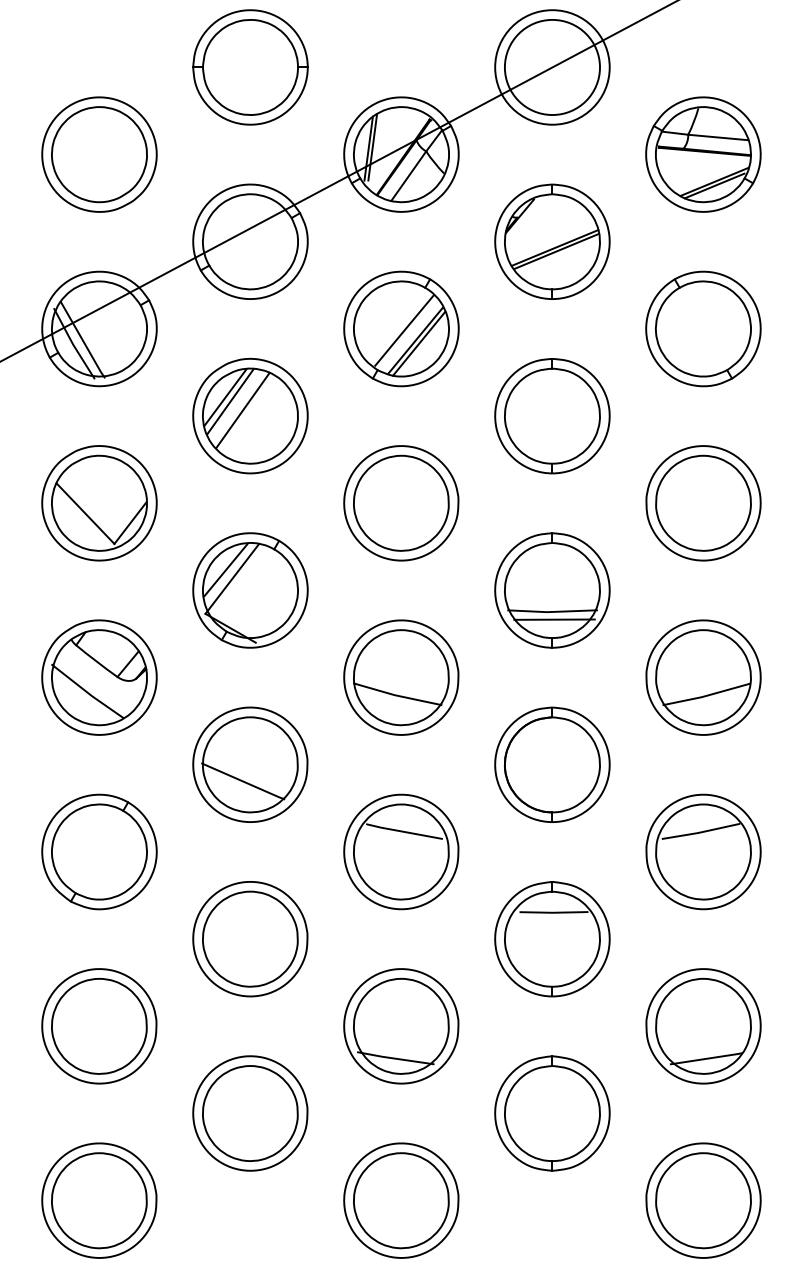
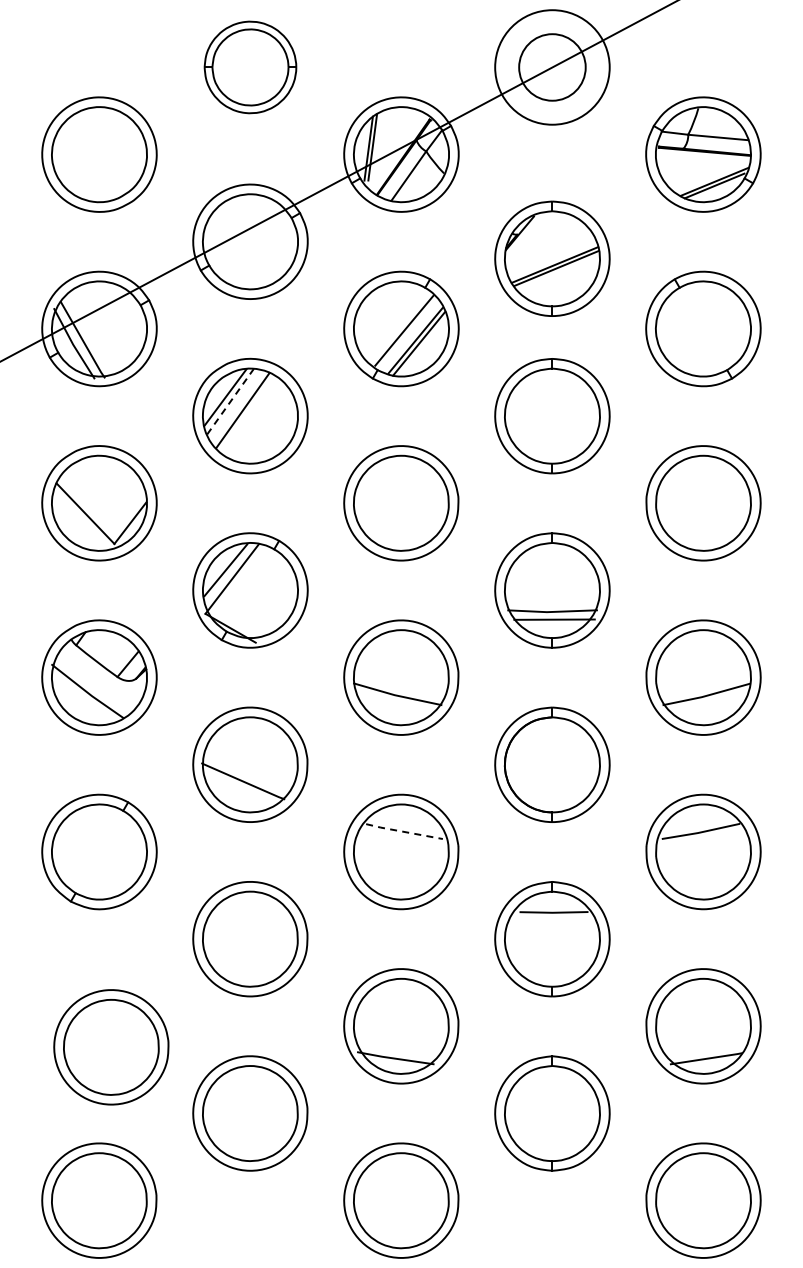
part size: 117x117 px -> 95x95 px (250, 67)
circle diameter: 95 px -> 67 px (552, 67)
part position: (552, 241) -> (552, 258) (552, 258)
line: solid -> dashed (230, 401)
line: solid -> dashed (404, 831)
part position: (99, 1026) -> (111, 1047) (111, 1047)
